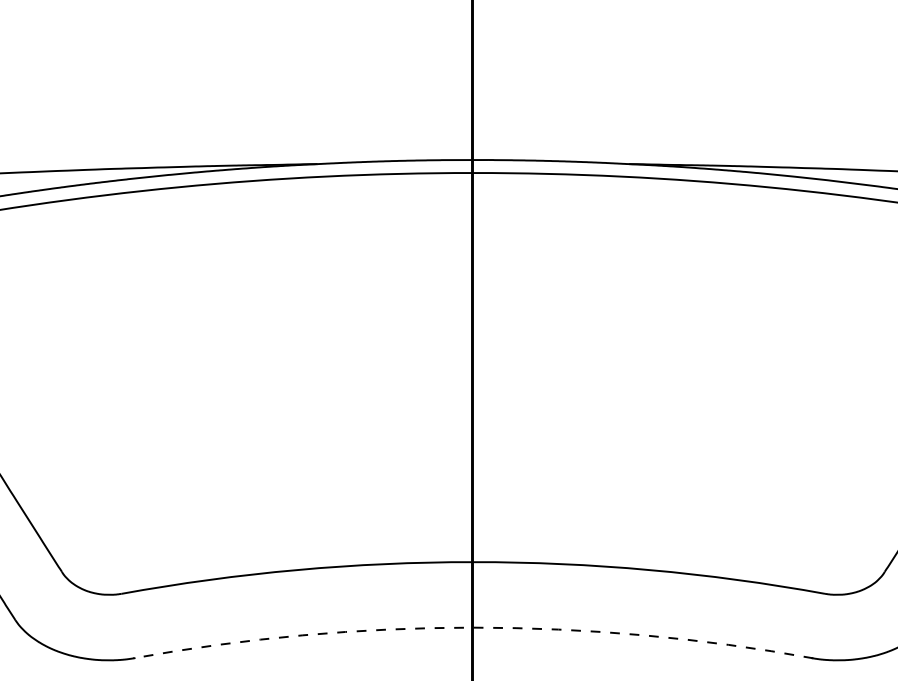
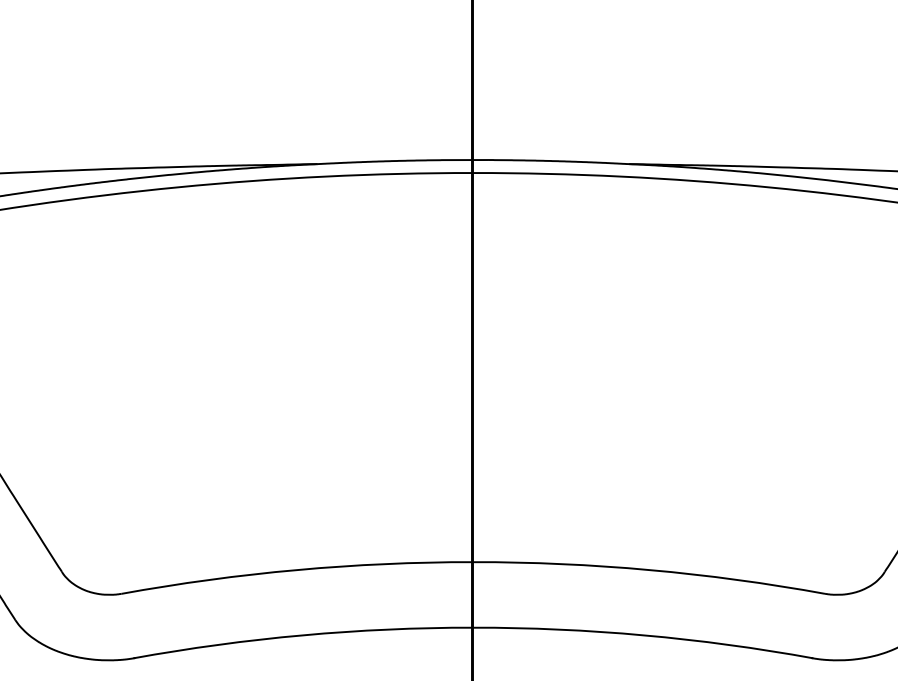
arc: dashed -> solid (473, 627)
